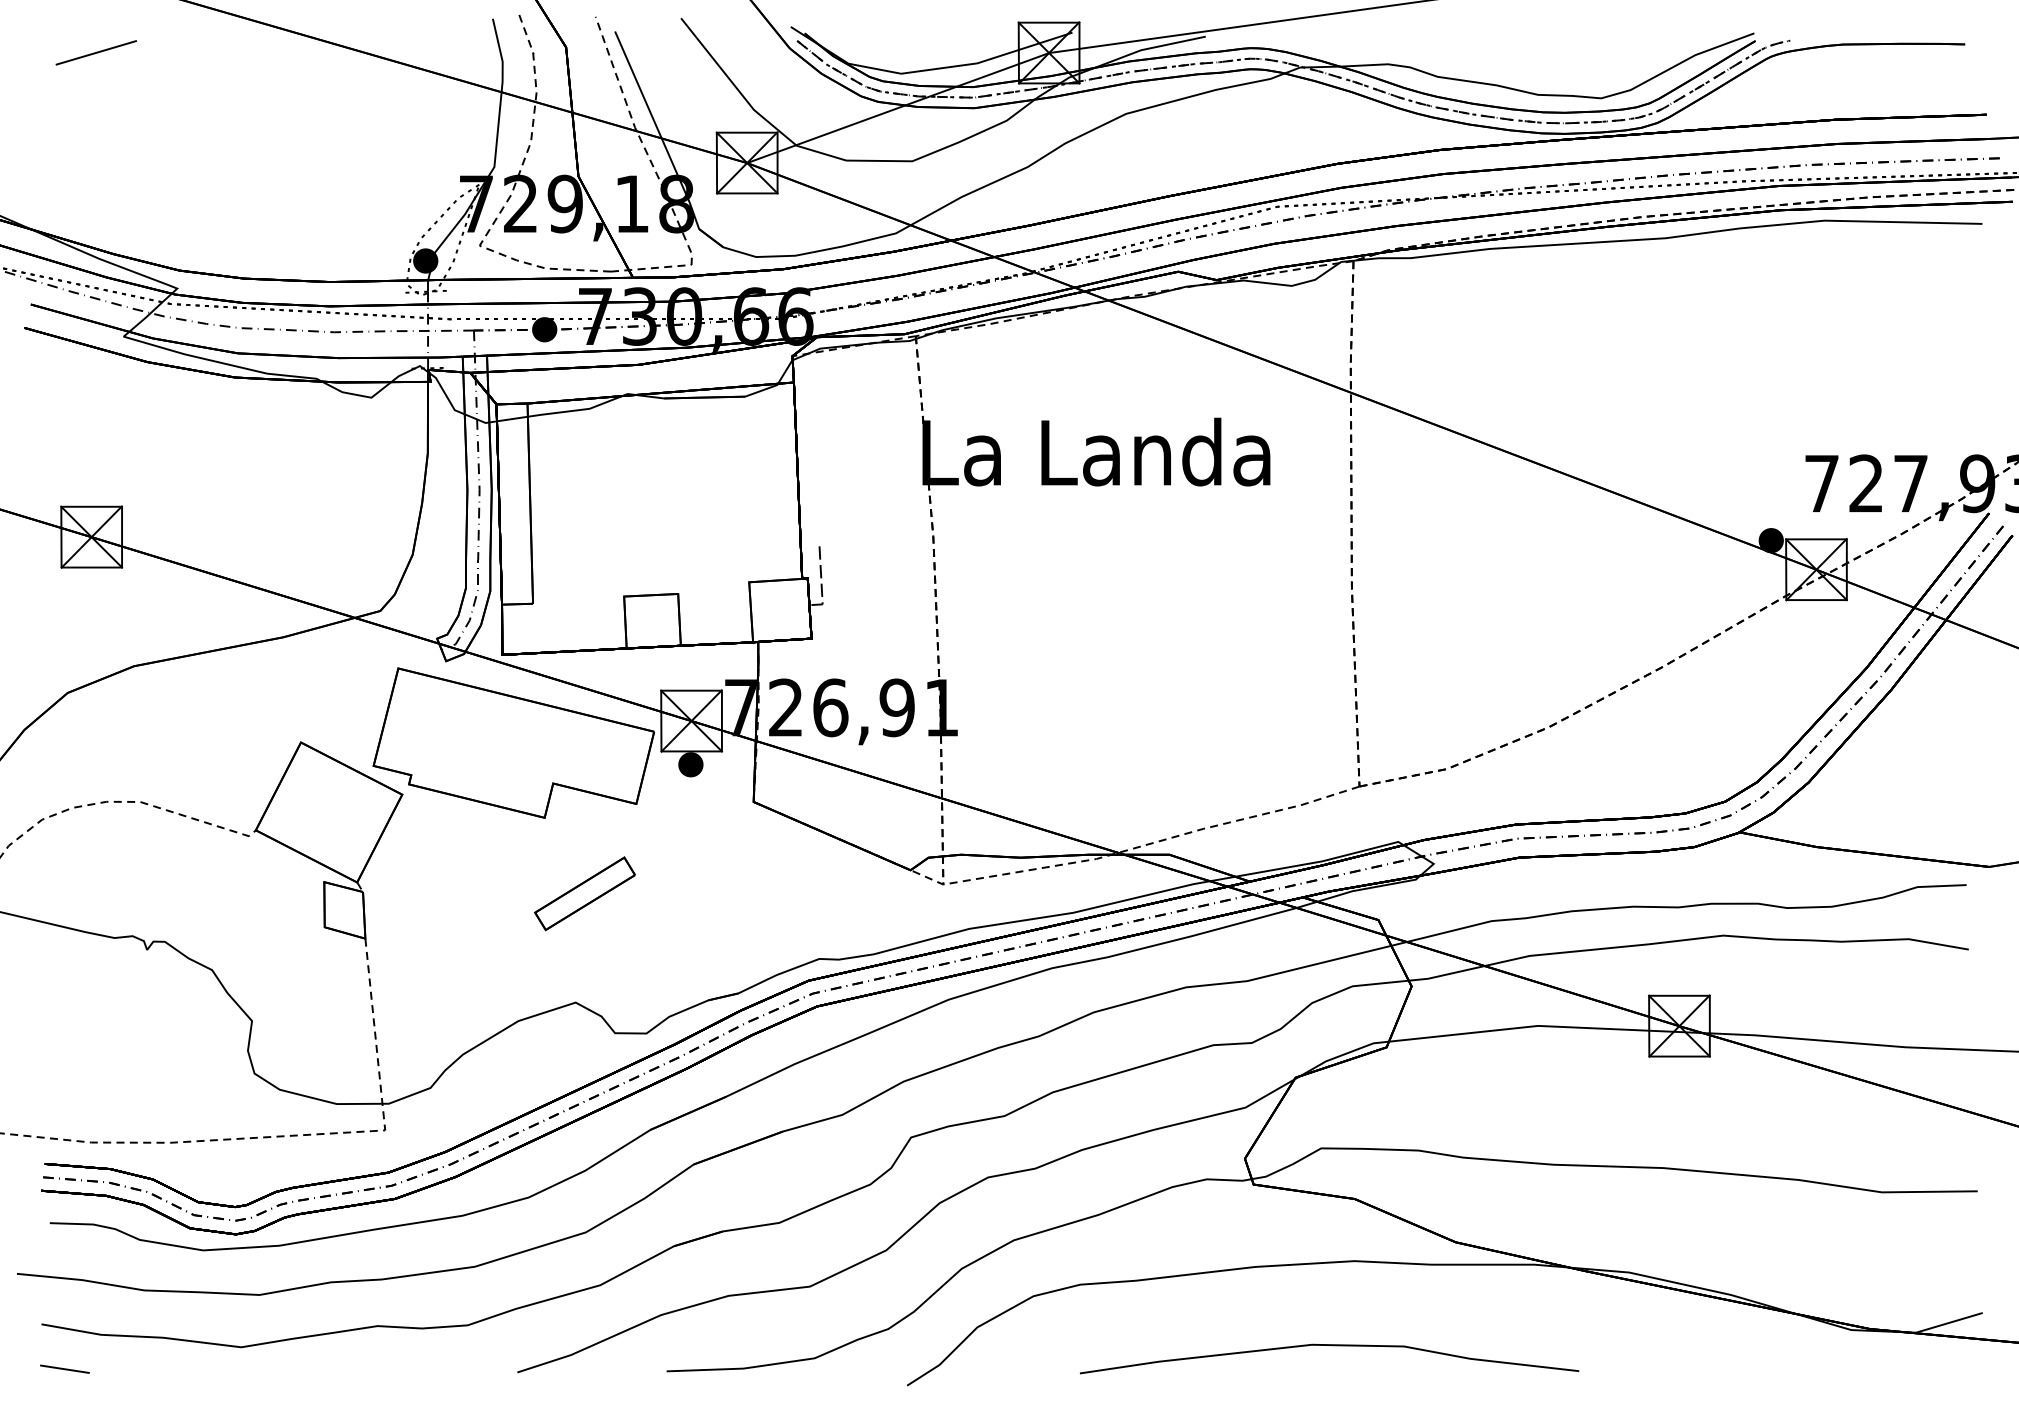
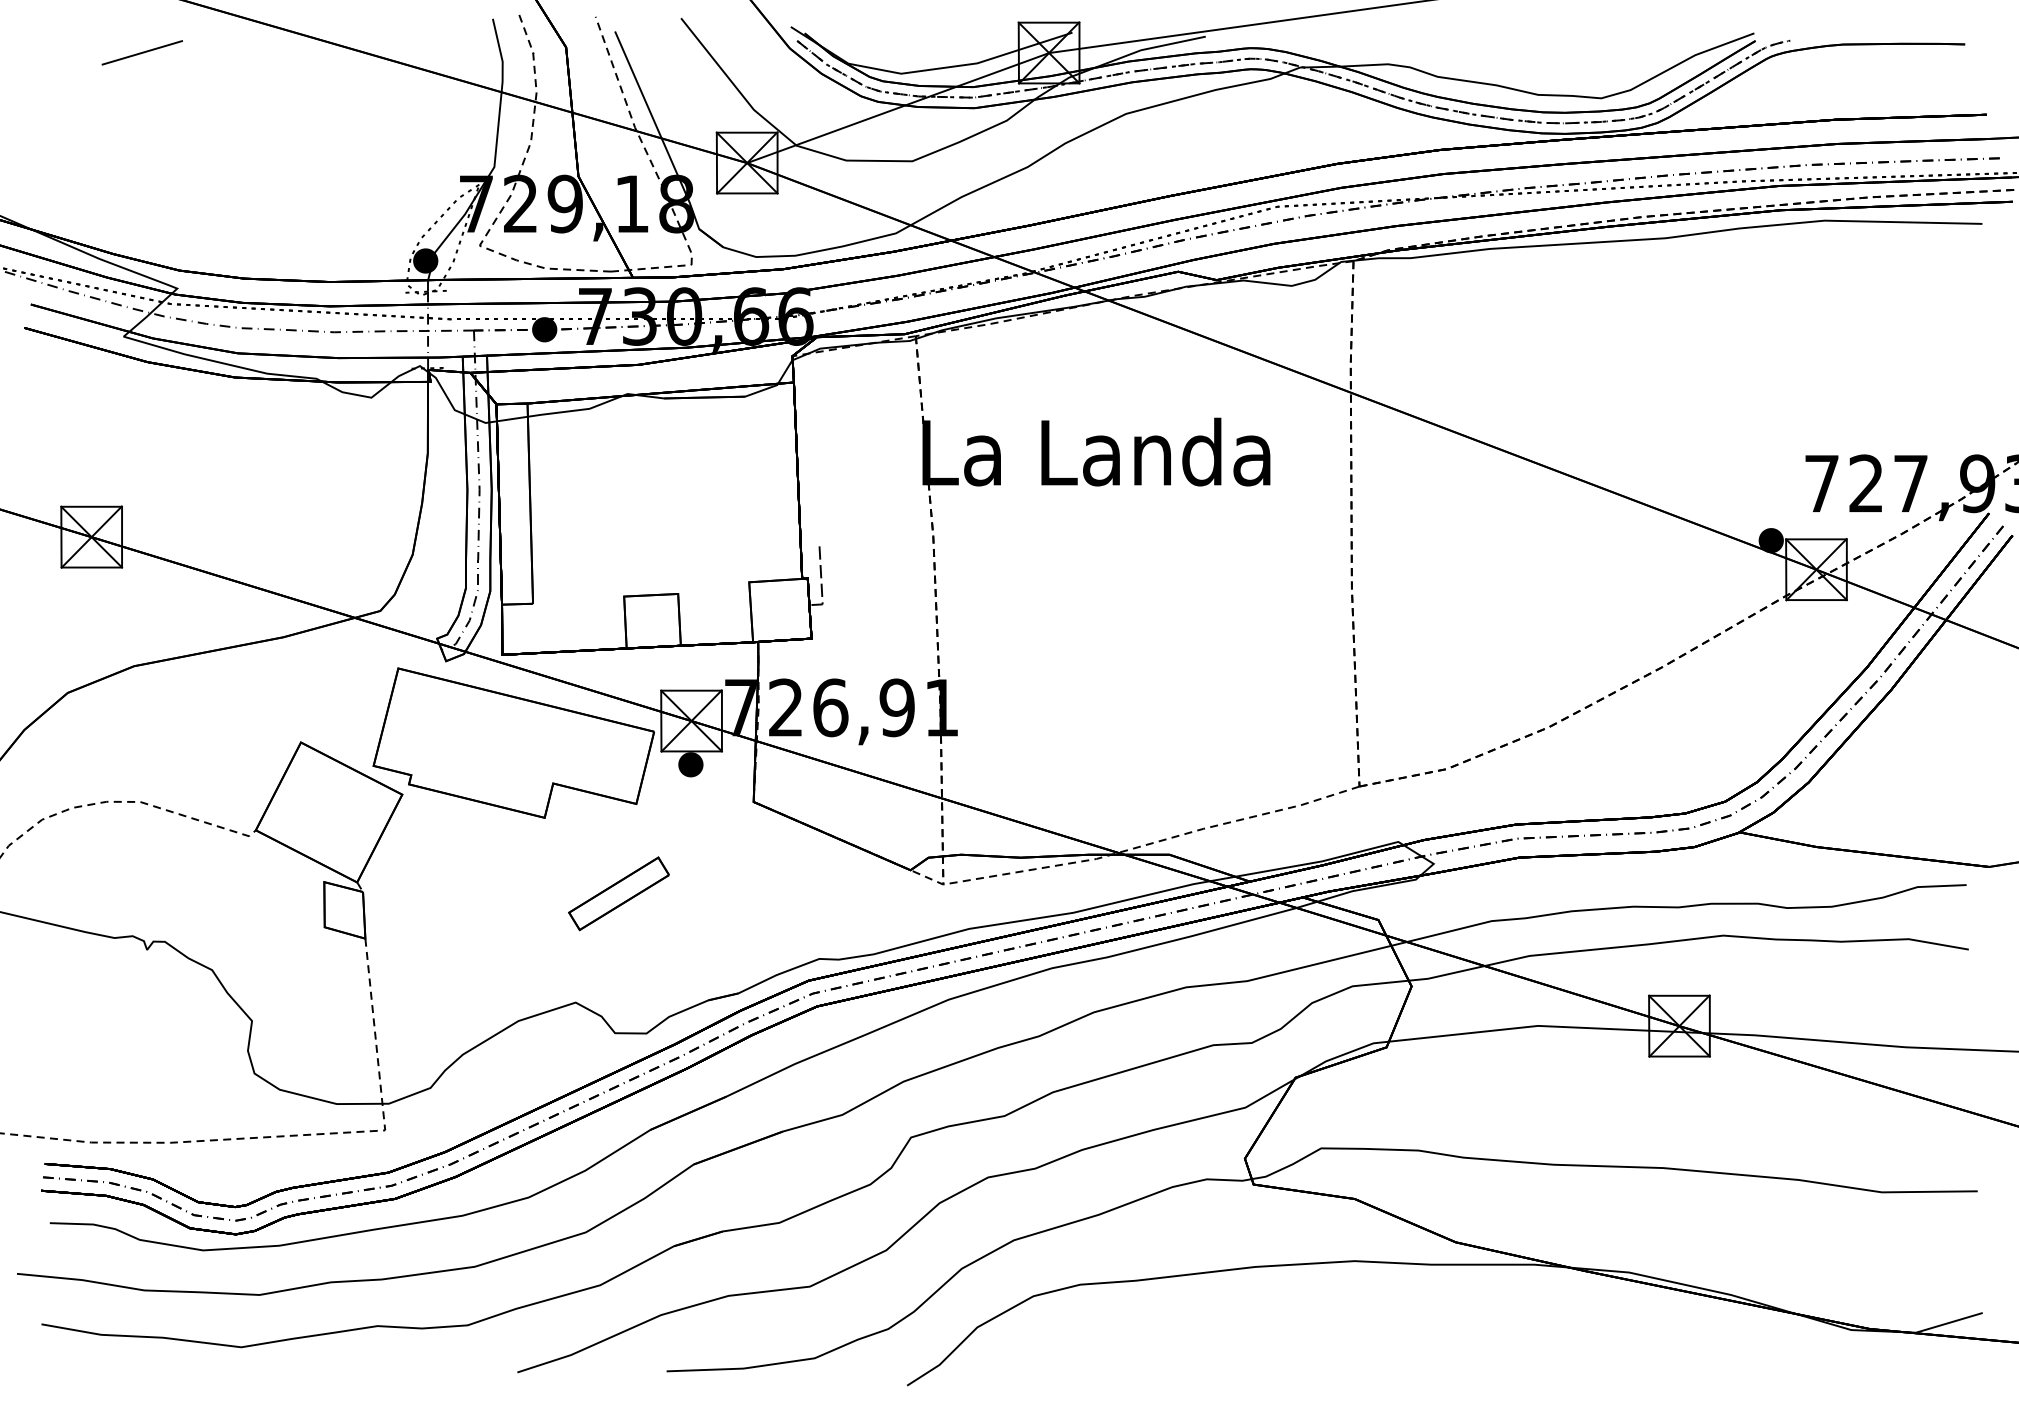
line position: (95, 52) -> (141, 52) (141, 52)
part position: (584, 893) -> (618, 893) (618, 893)
curve: present -> none (1332, 1346)
line: present -> none (64, 1368)
